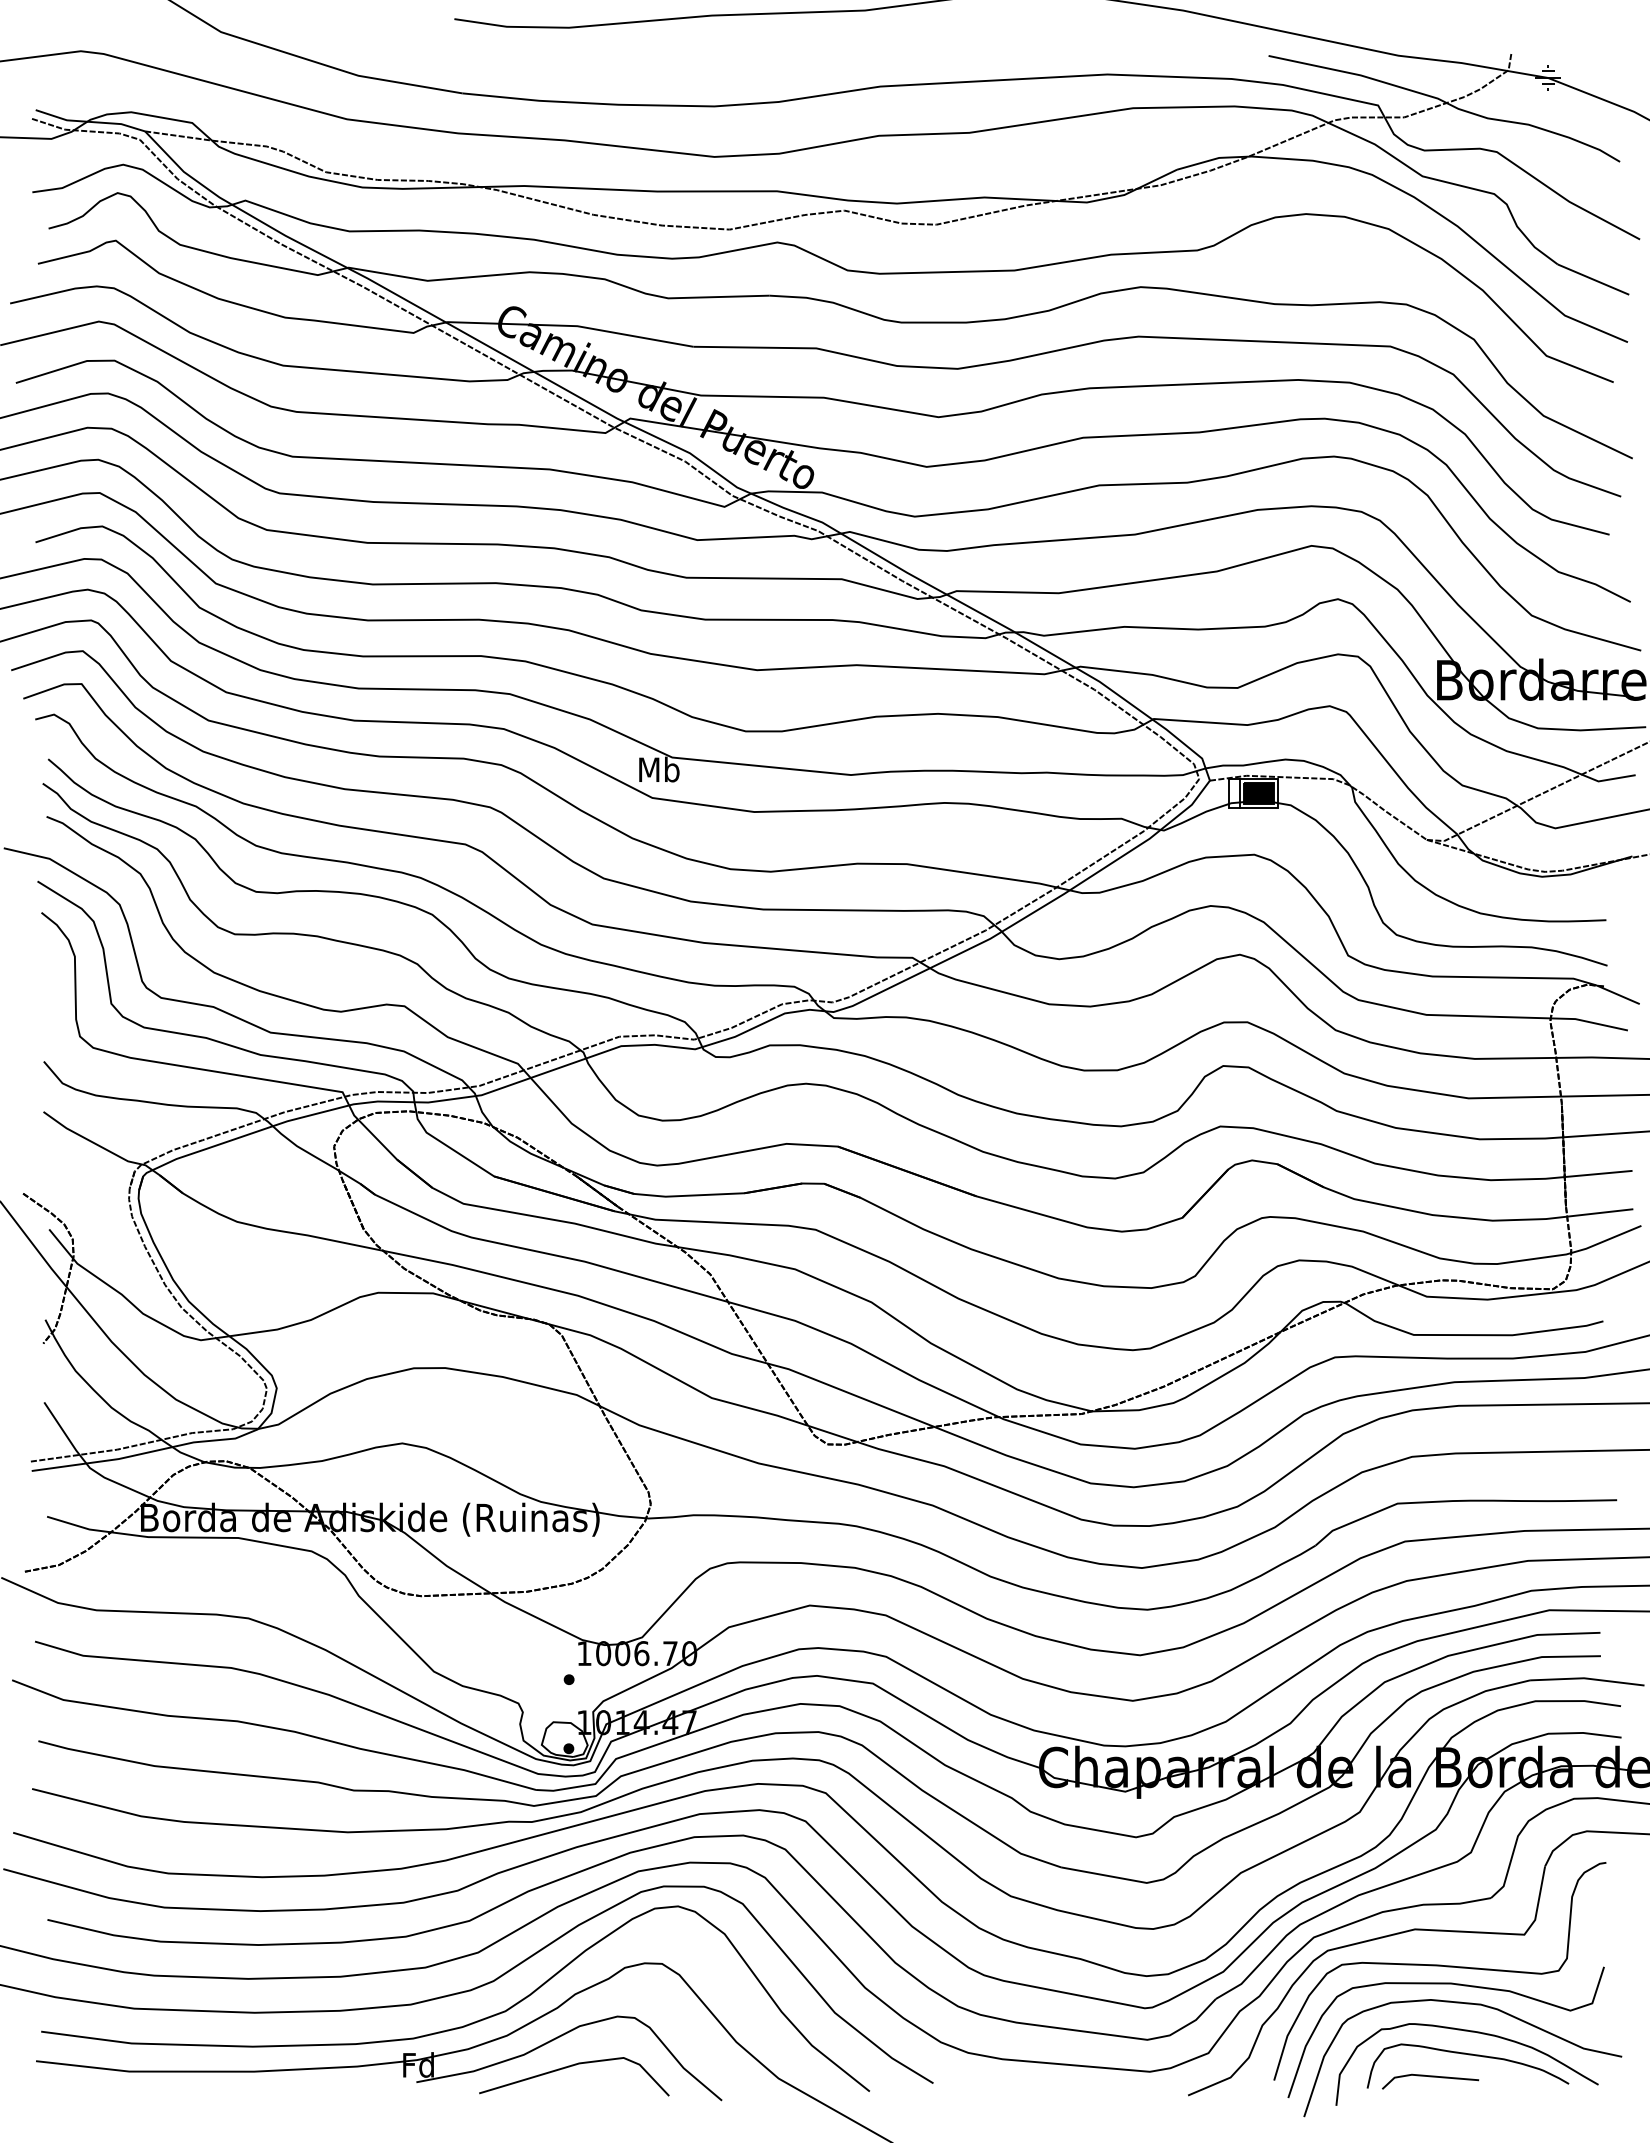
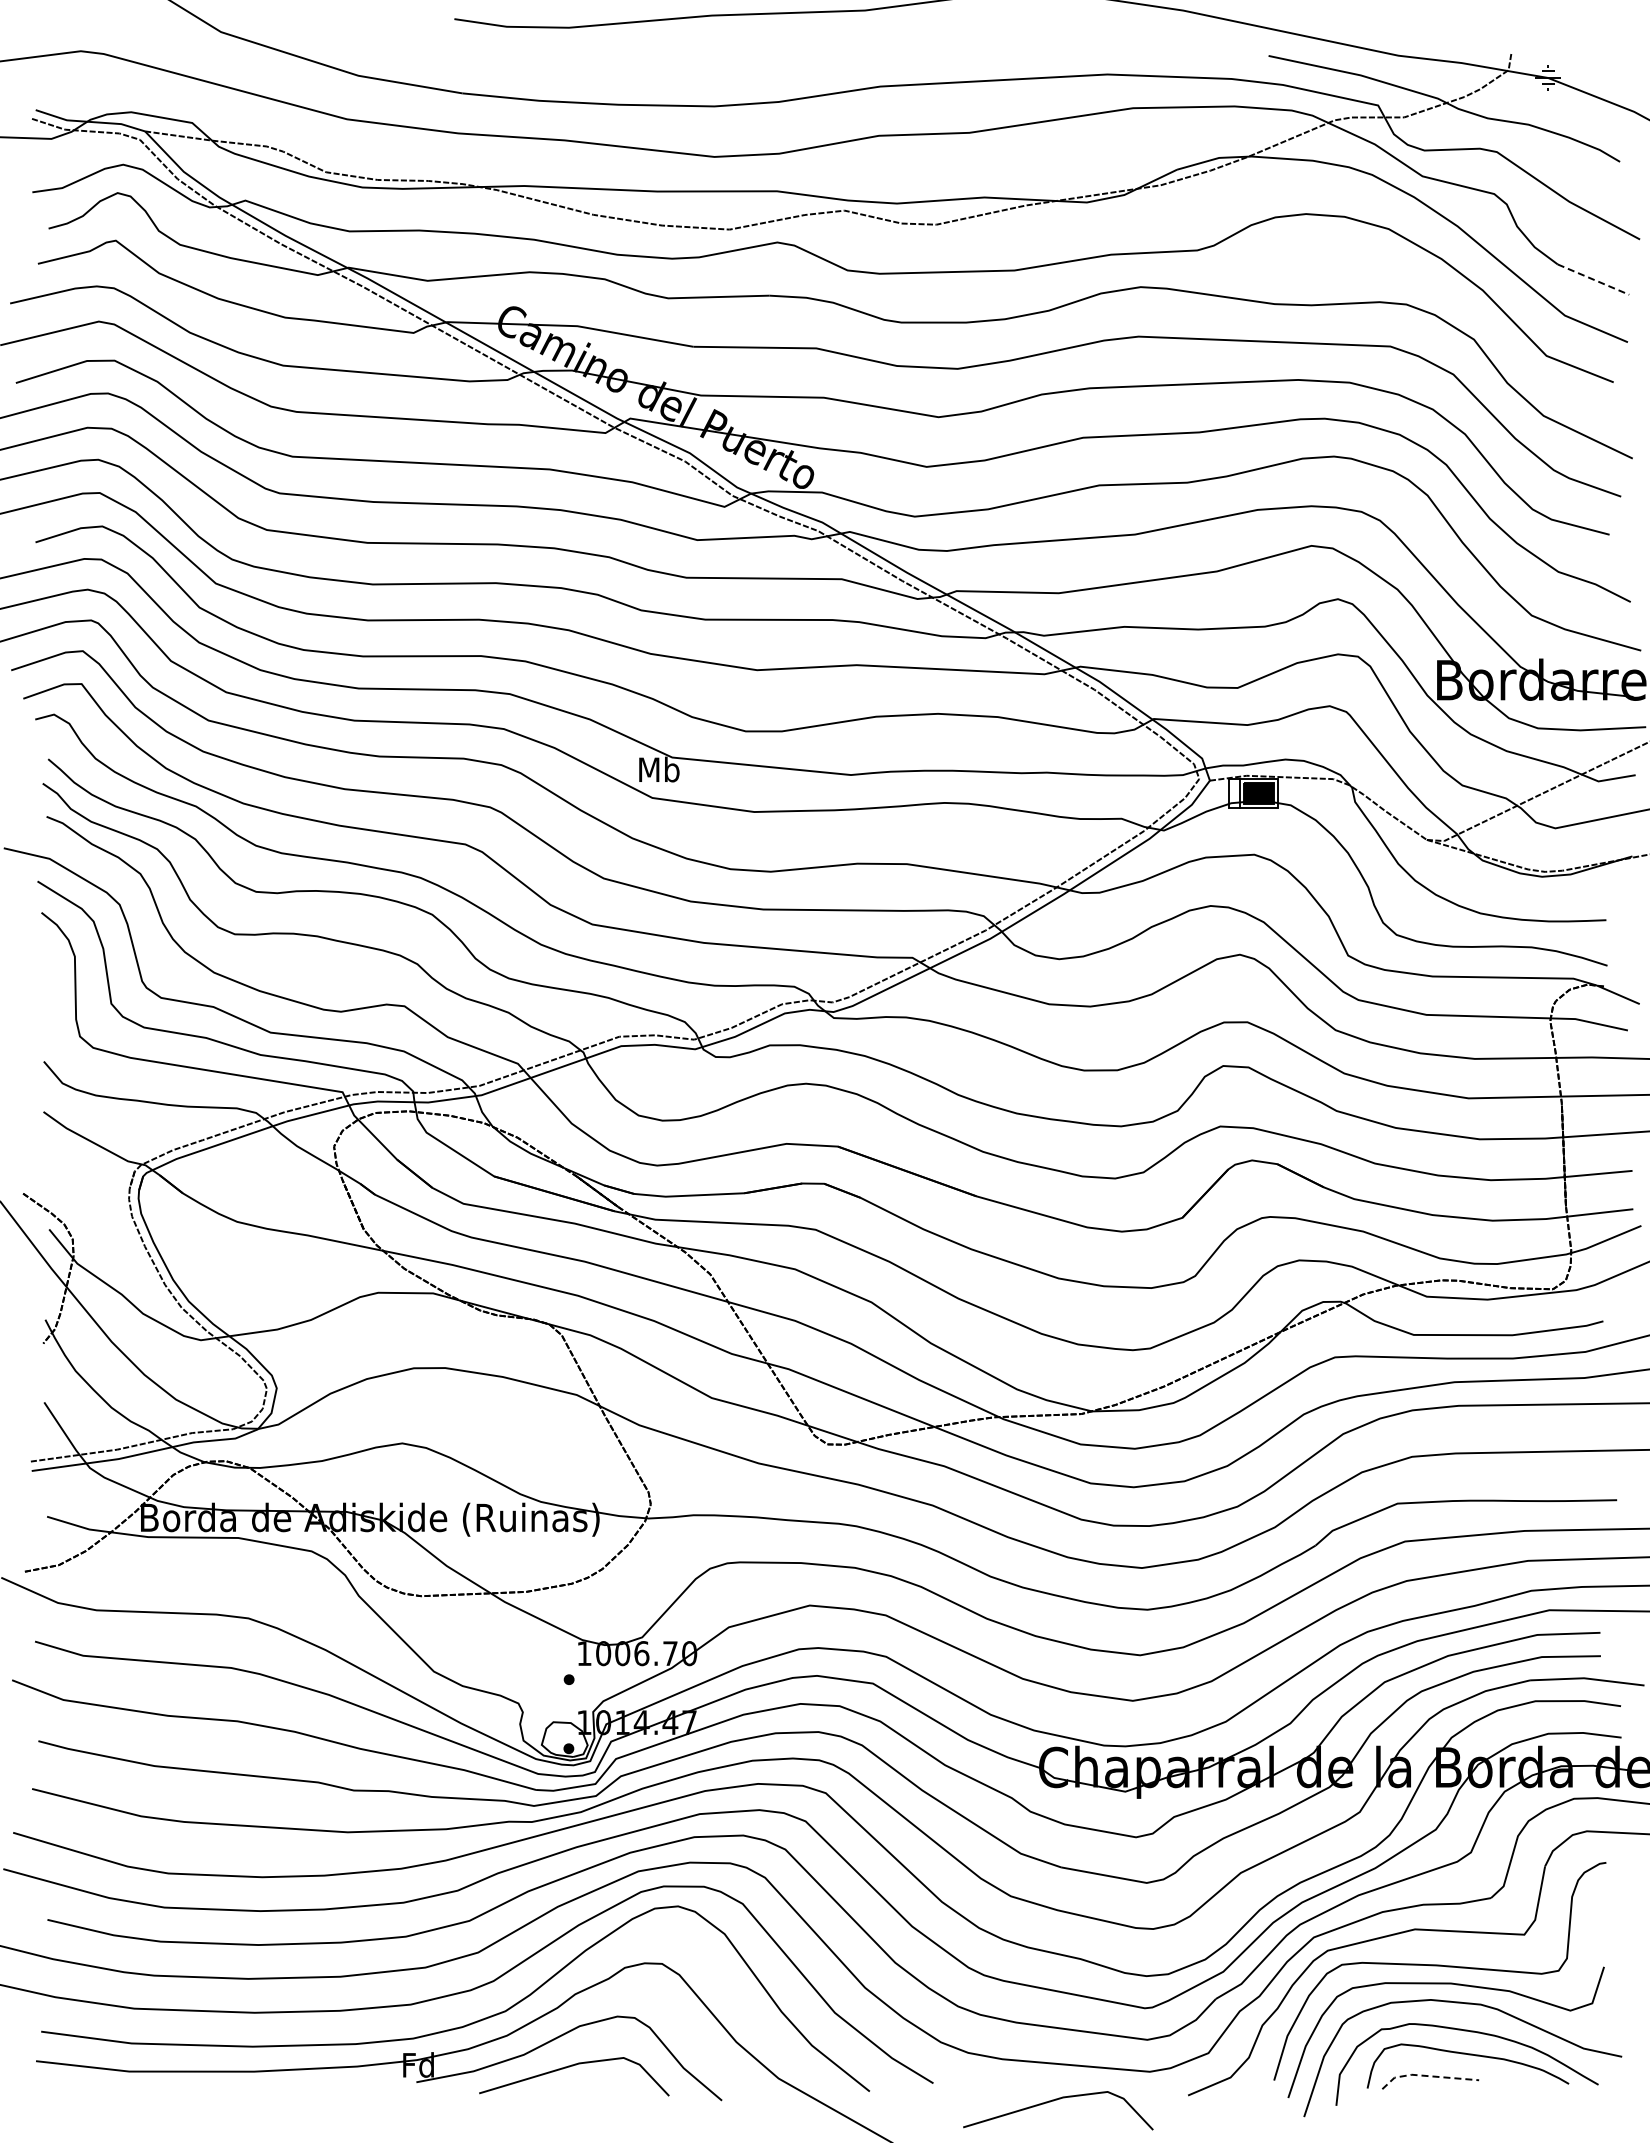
line: solid -> dashed (1593, 279)
line: solid -> dashed (1427, 2076)
line: none -> present (1057, 2100)
